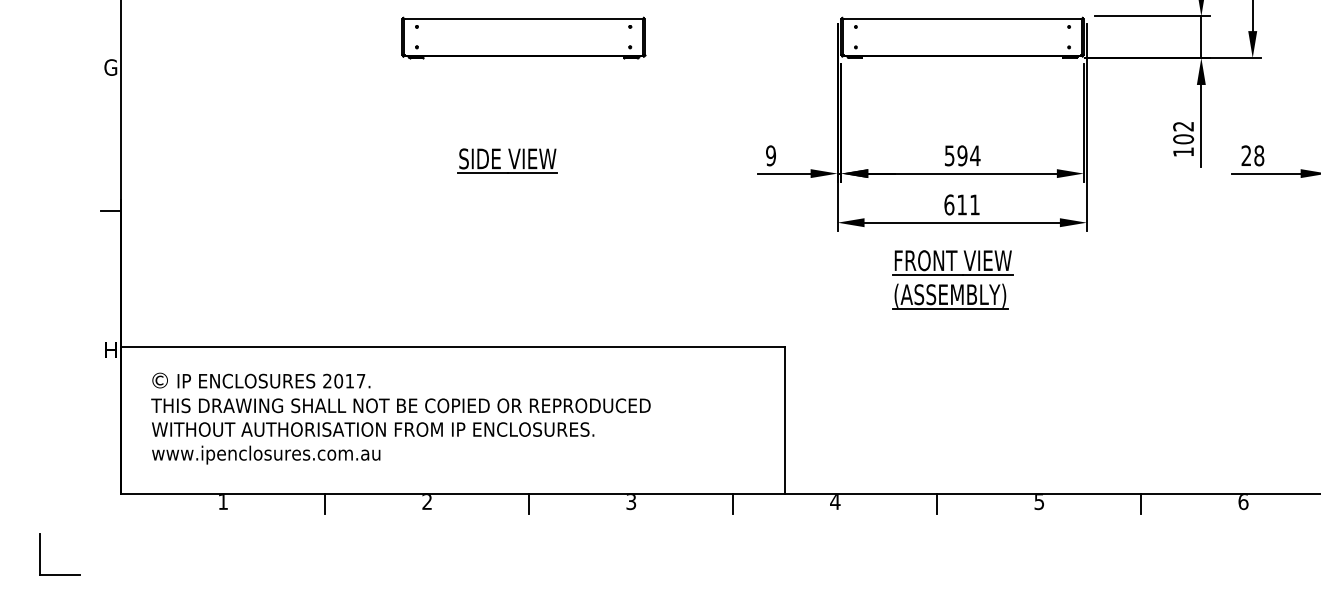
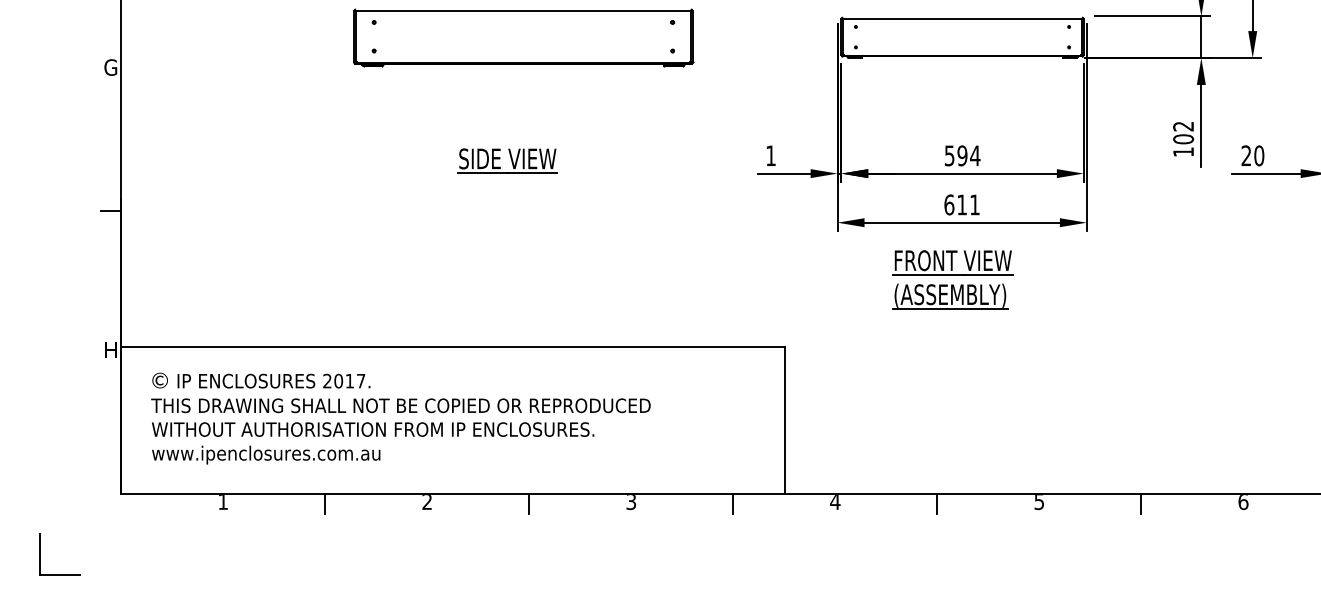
part size: 246x44 px -> 342x60 px (523, 37)
text: 9 -> 1 (770, 155)
text: 28 -> 20 (1259, 155)
